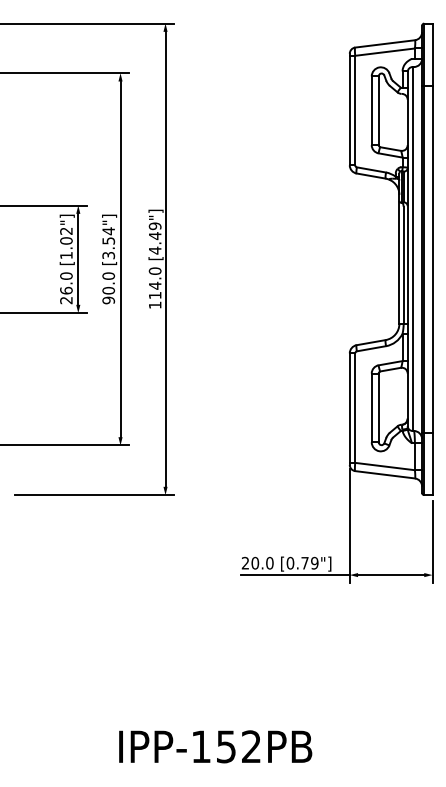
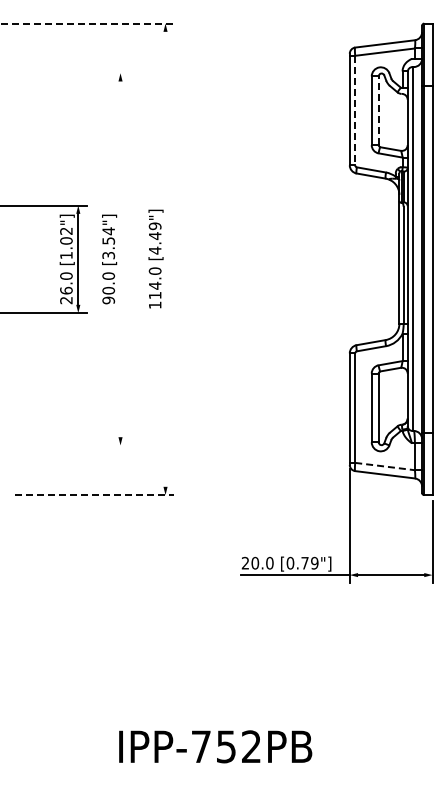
line: solid -> dashed (87, 23)
line: present -> none (65, 73)
line: solid -> dashed (355, 110)
line: solid -> dashed (378, 110)
line: present -> none (165, 258)
line: present -> none (120, 259)
line: present -> none (65, 445)
line: solid -> dashed (385, 466)
line: solid -> dashed (94, 495)
text: IPP-152PB -> IPP-752PB (201, 746)
